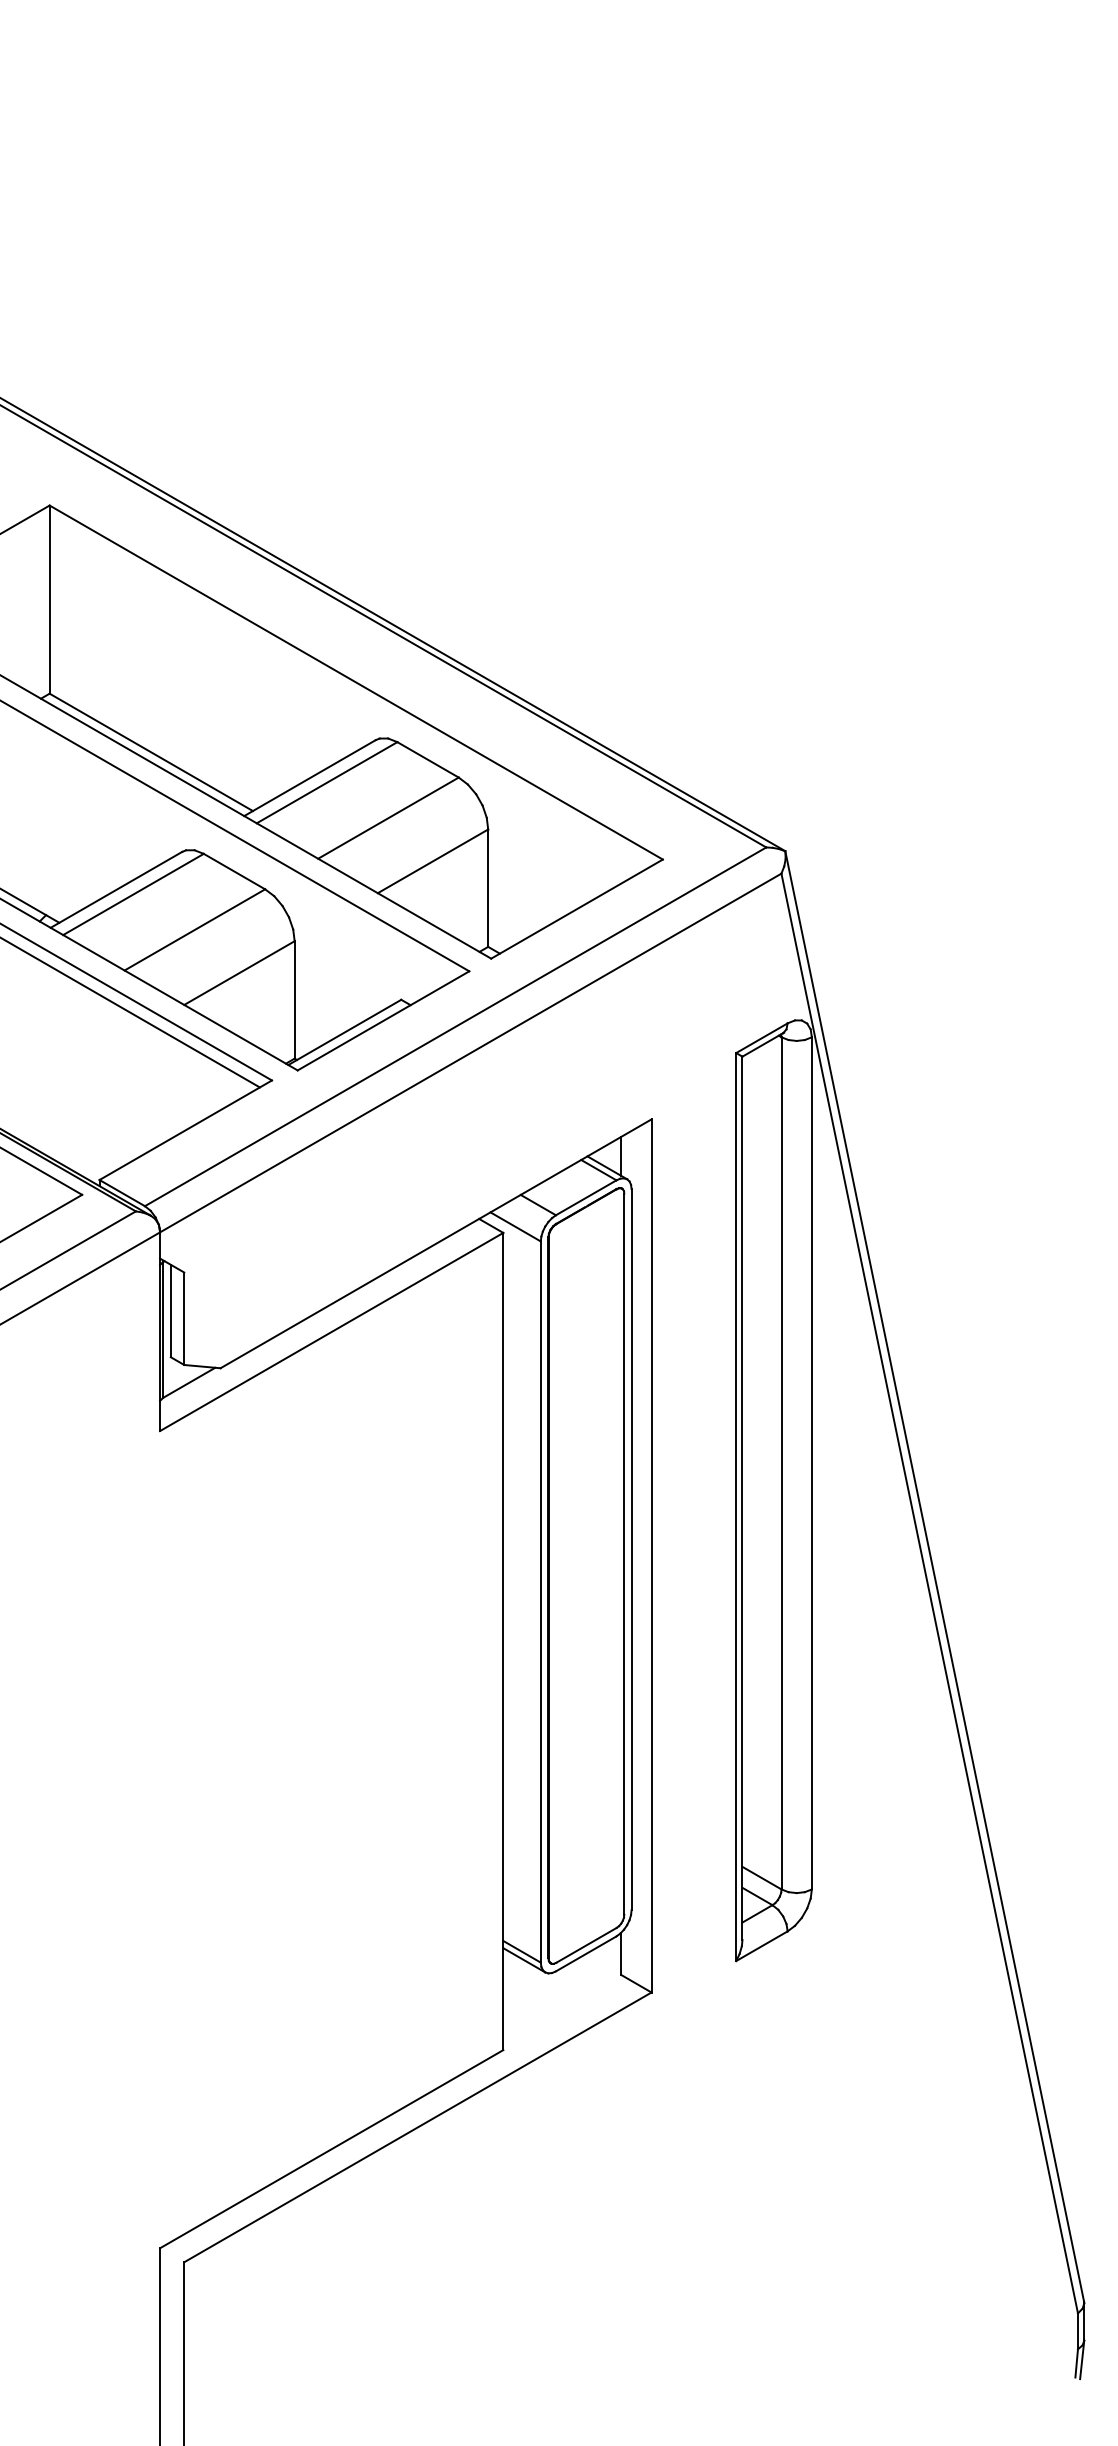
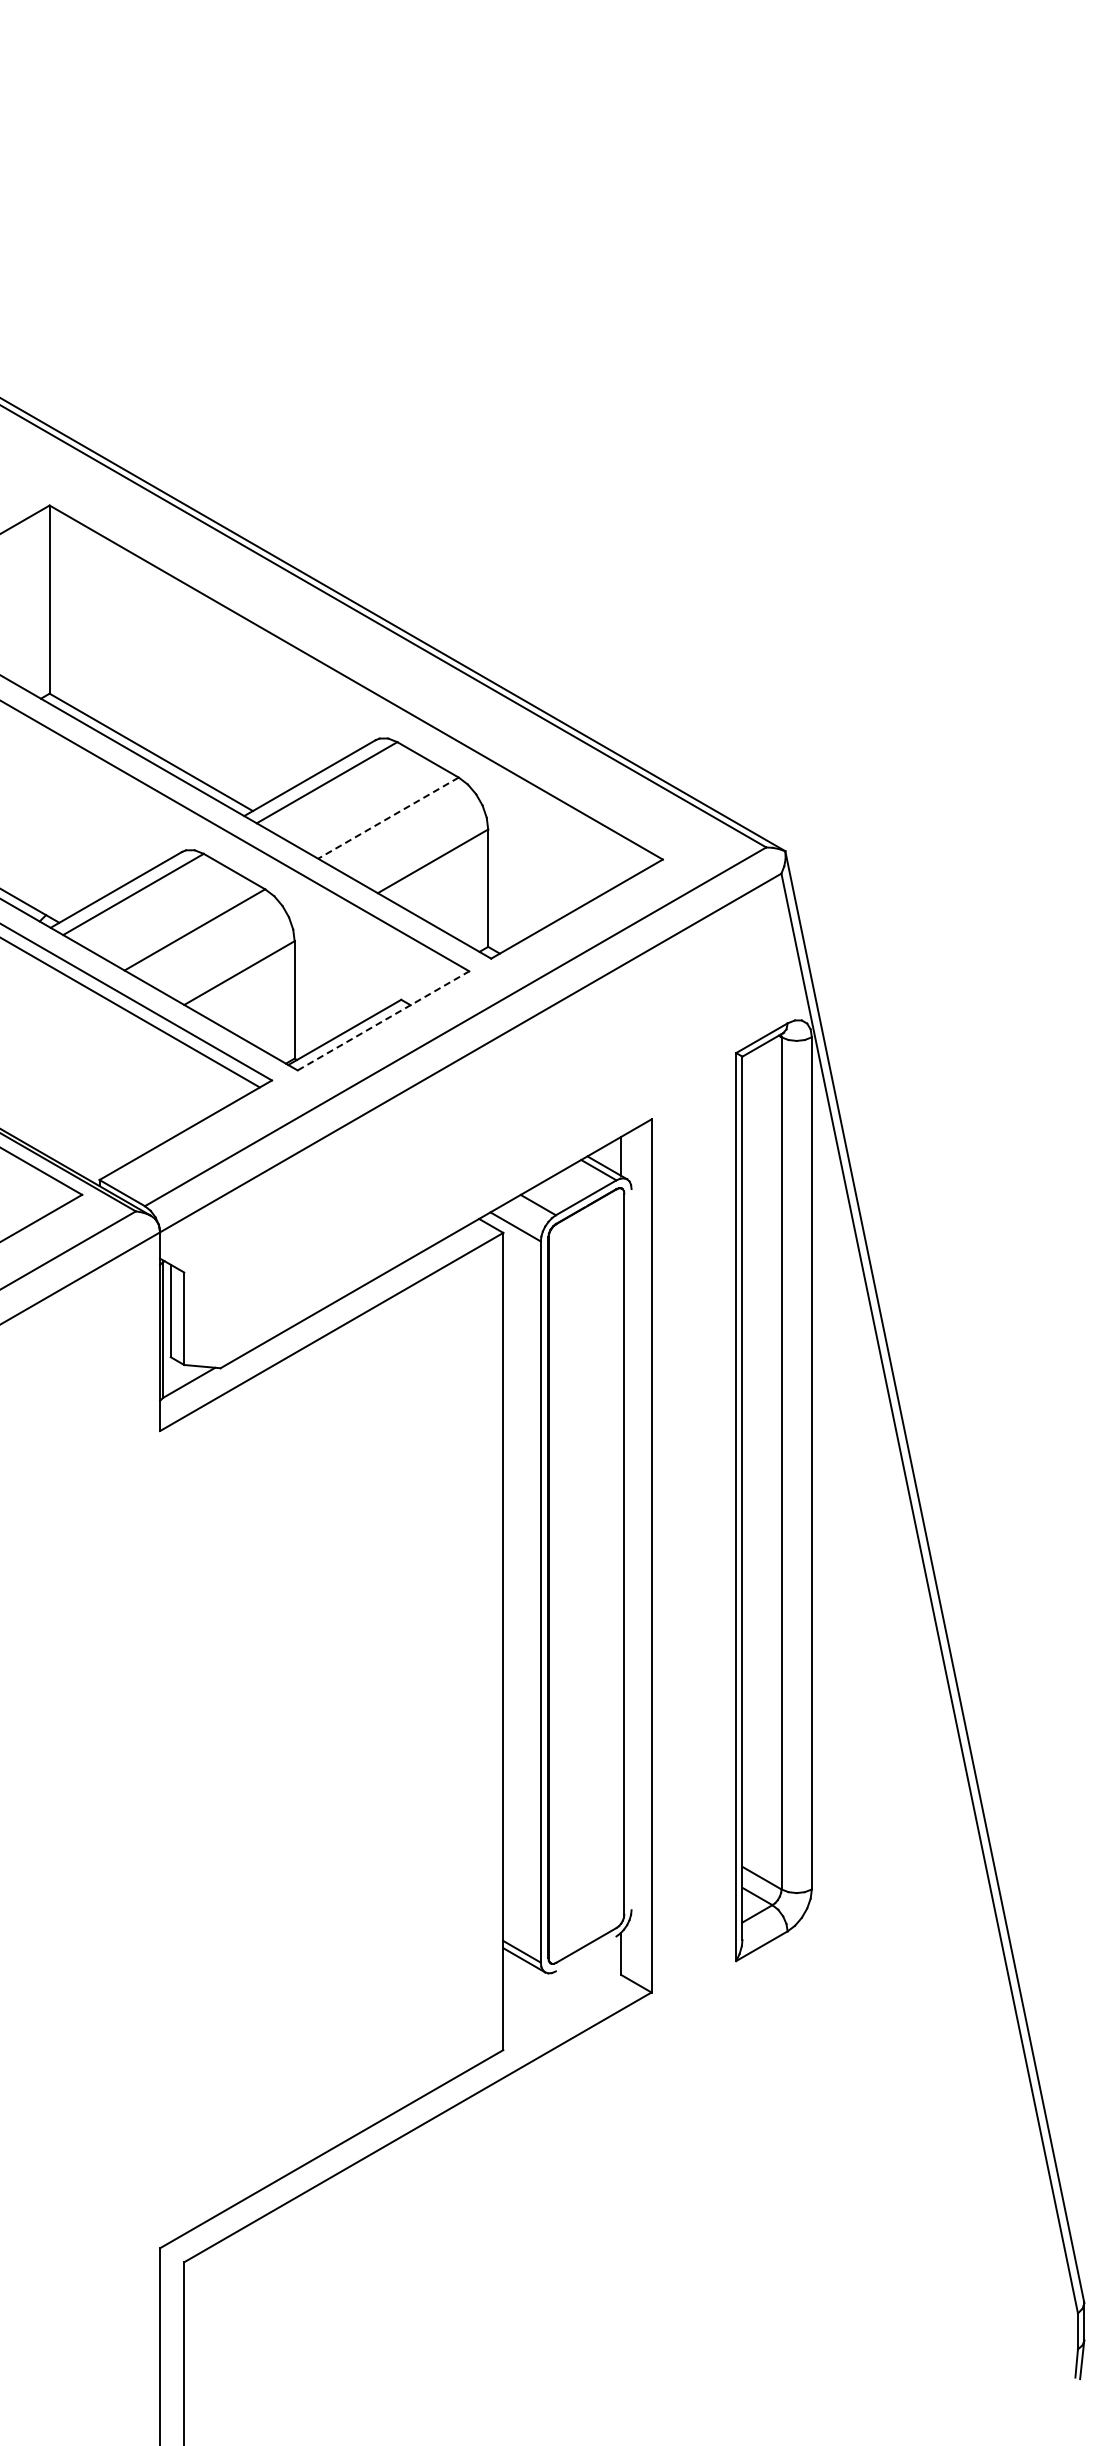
line: solid -> dashed (388, 818)
line: solid -> dashed (383, 1020)
line: present -> none (631, 1549)
line: present -> none (585, 1953)
